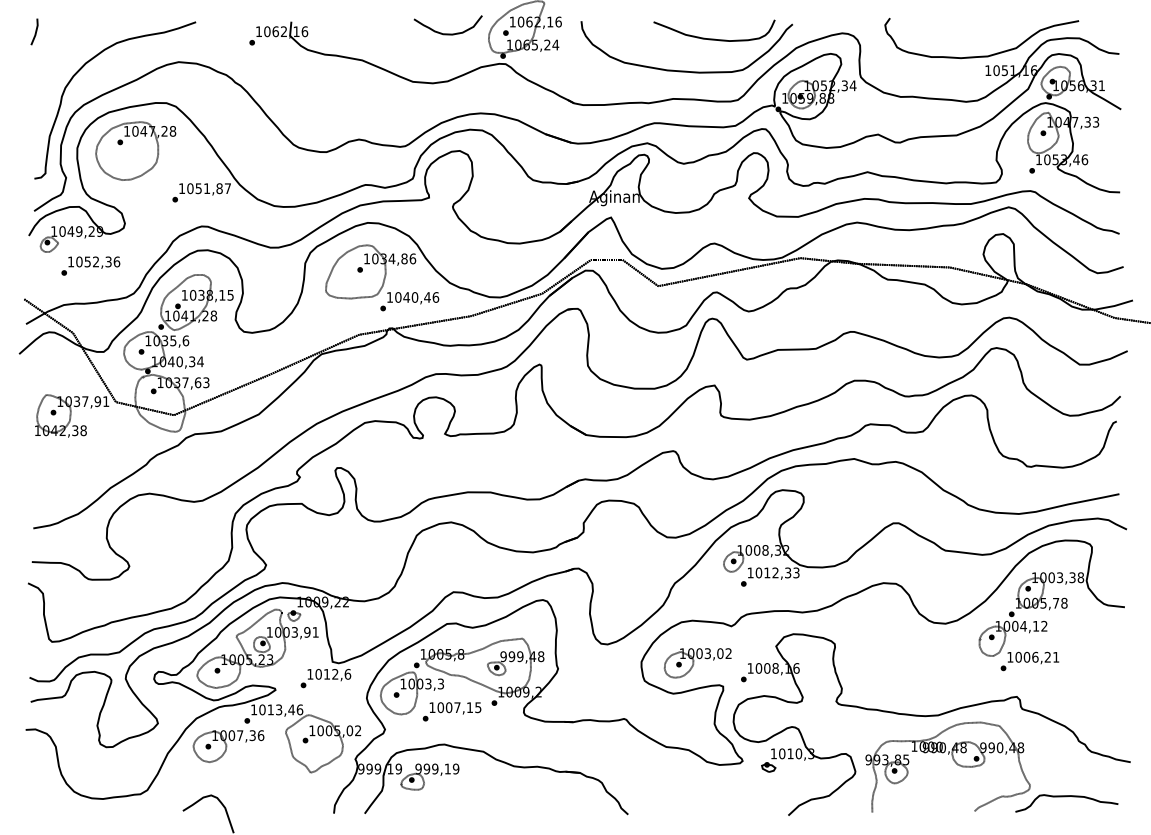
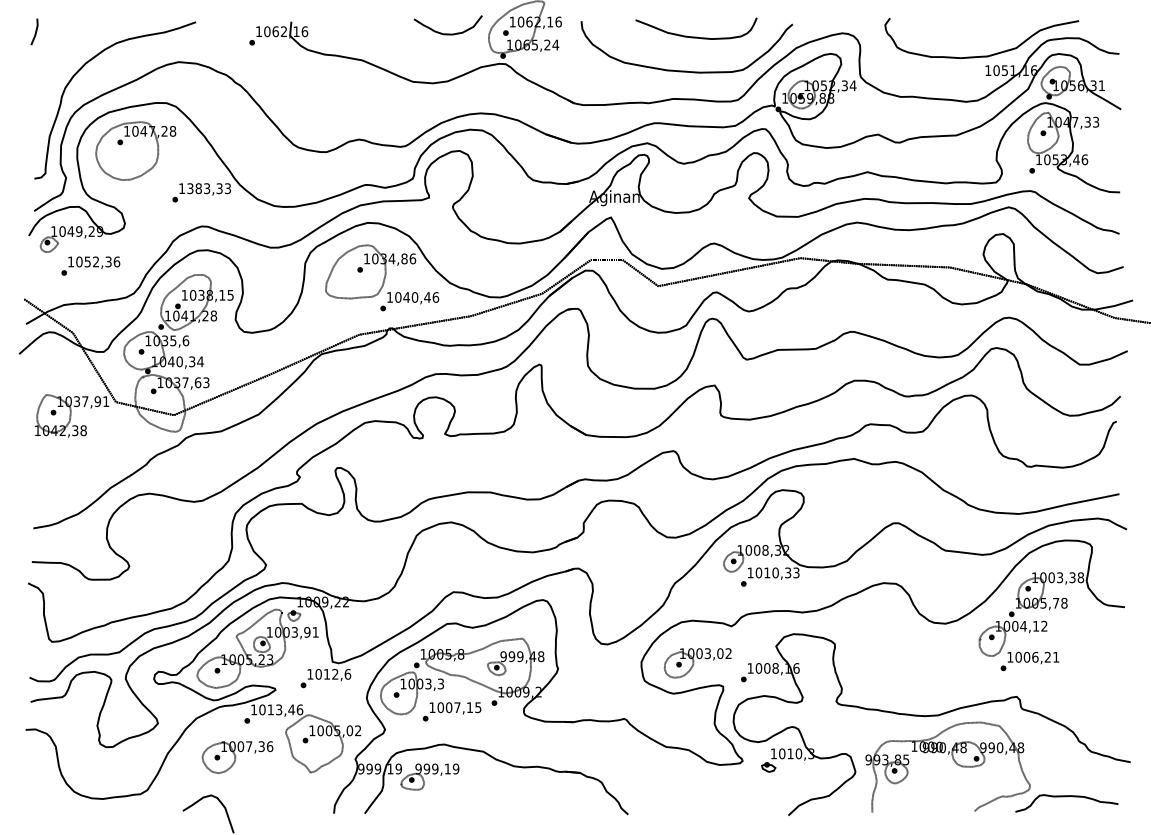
part position: (714, 38) -> (696, 36) (696, 36)
text: 1051,87 -> 1383,33 (208, 188)
text: 1012,33 -> 1010,33 (775, 572)
part position: (228, 746) -> (237, 757) (237, 757)
